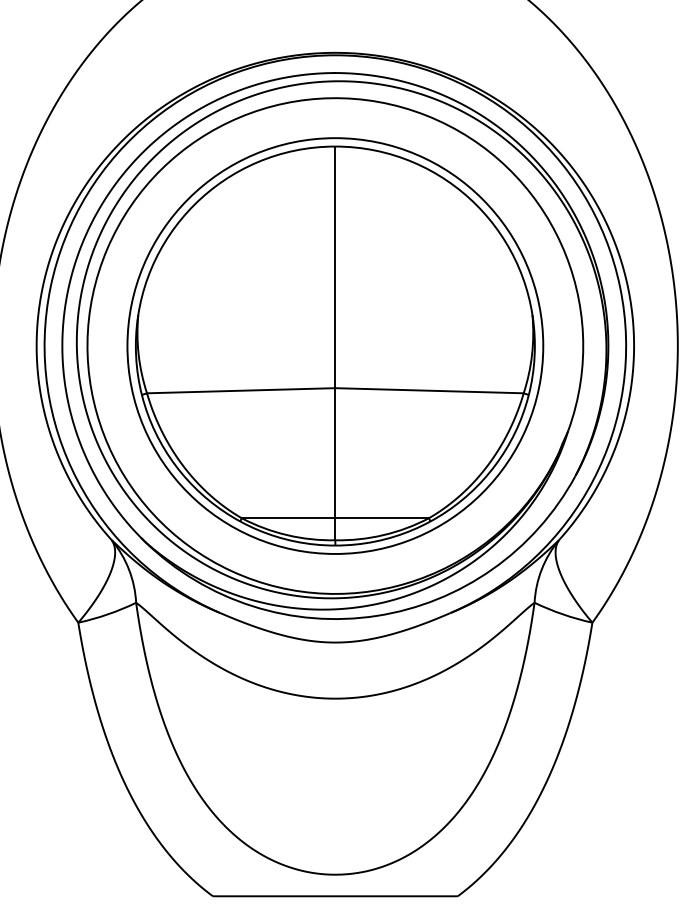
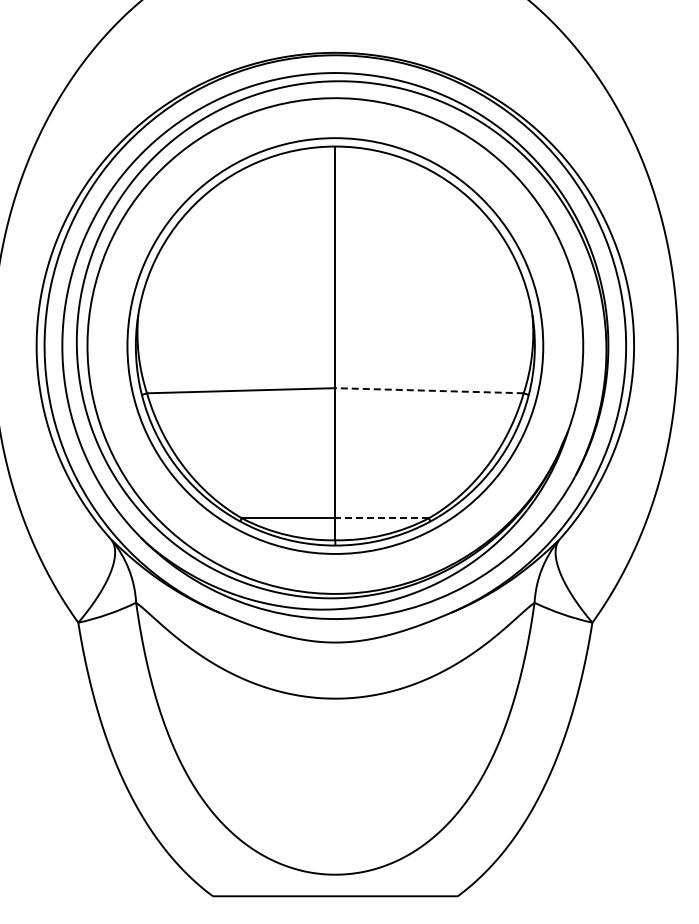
line: solid -> dashed (429, 390)
line: solid -> dashed (382, 518)
